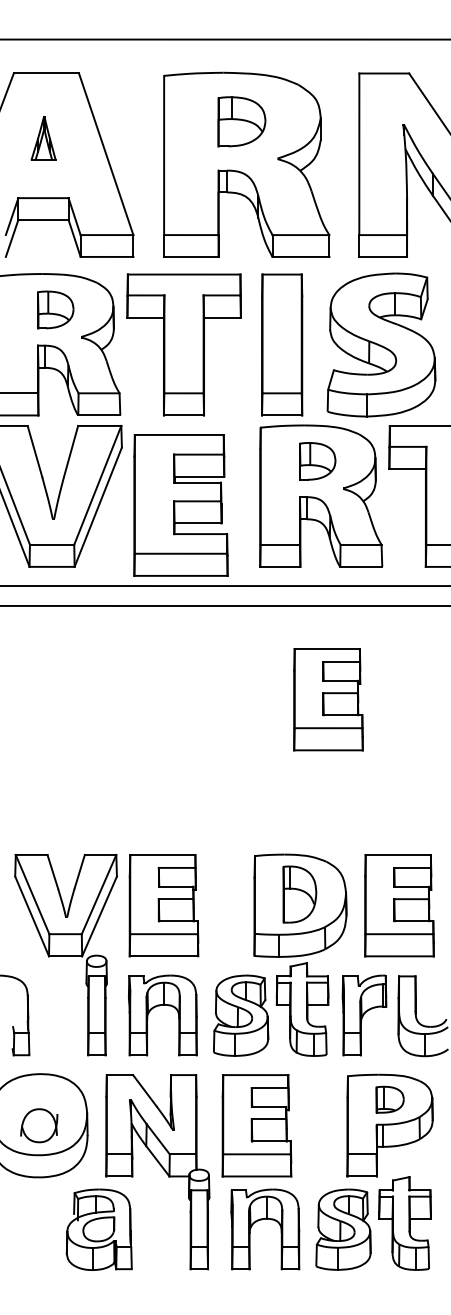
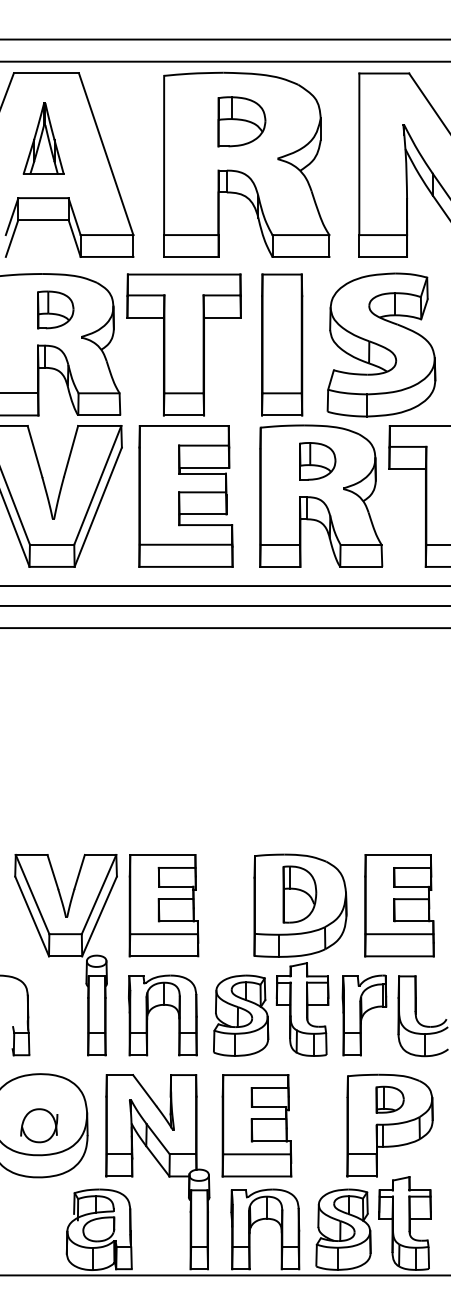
line: none -> present (224, 61)
part size: 27x45 px -> 43x73 px (43, 138)
part position: (180, 505) -> (185, 496) (185, 496)
line: none -> present (224, 628)
part: present -> none (328, 699)
line: none -> present (224, 1275)
